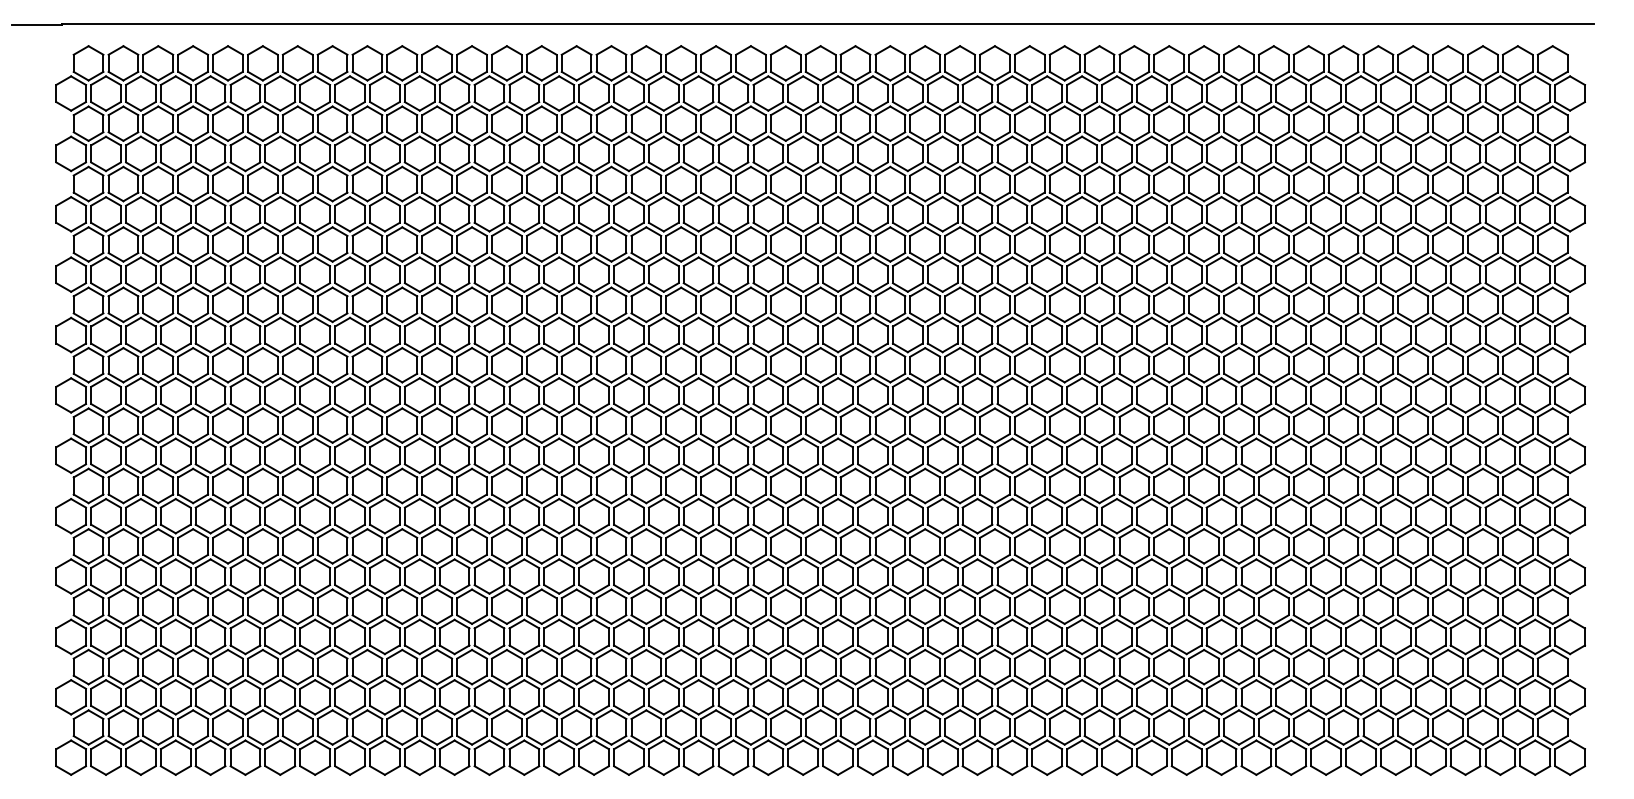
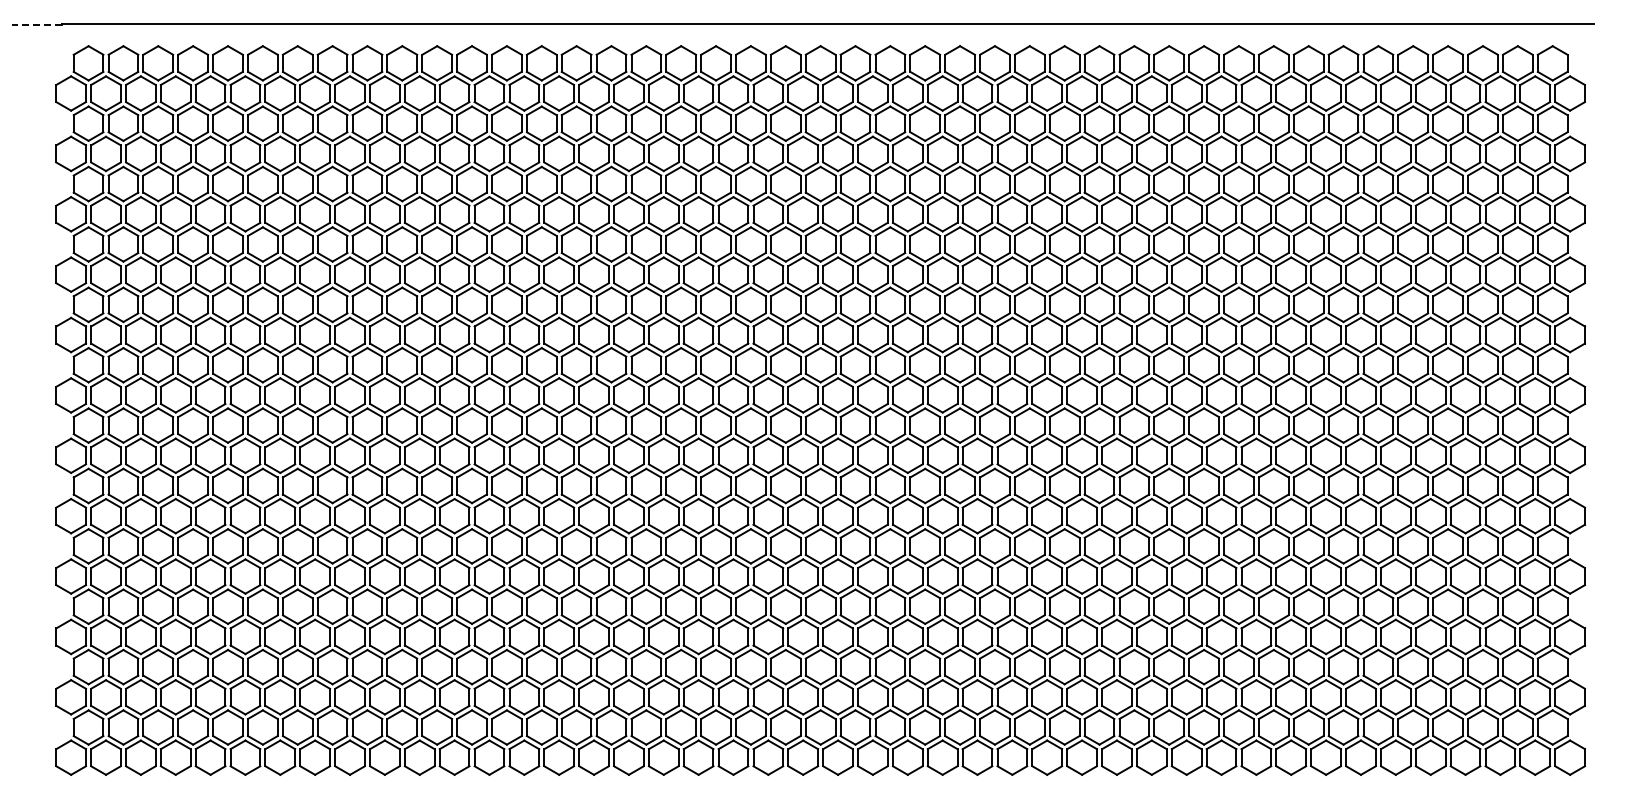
line: solid -> dashed (37, 25)
